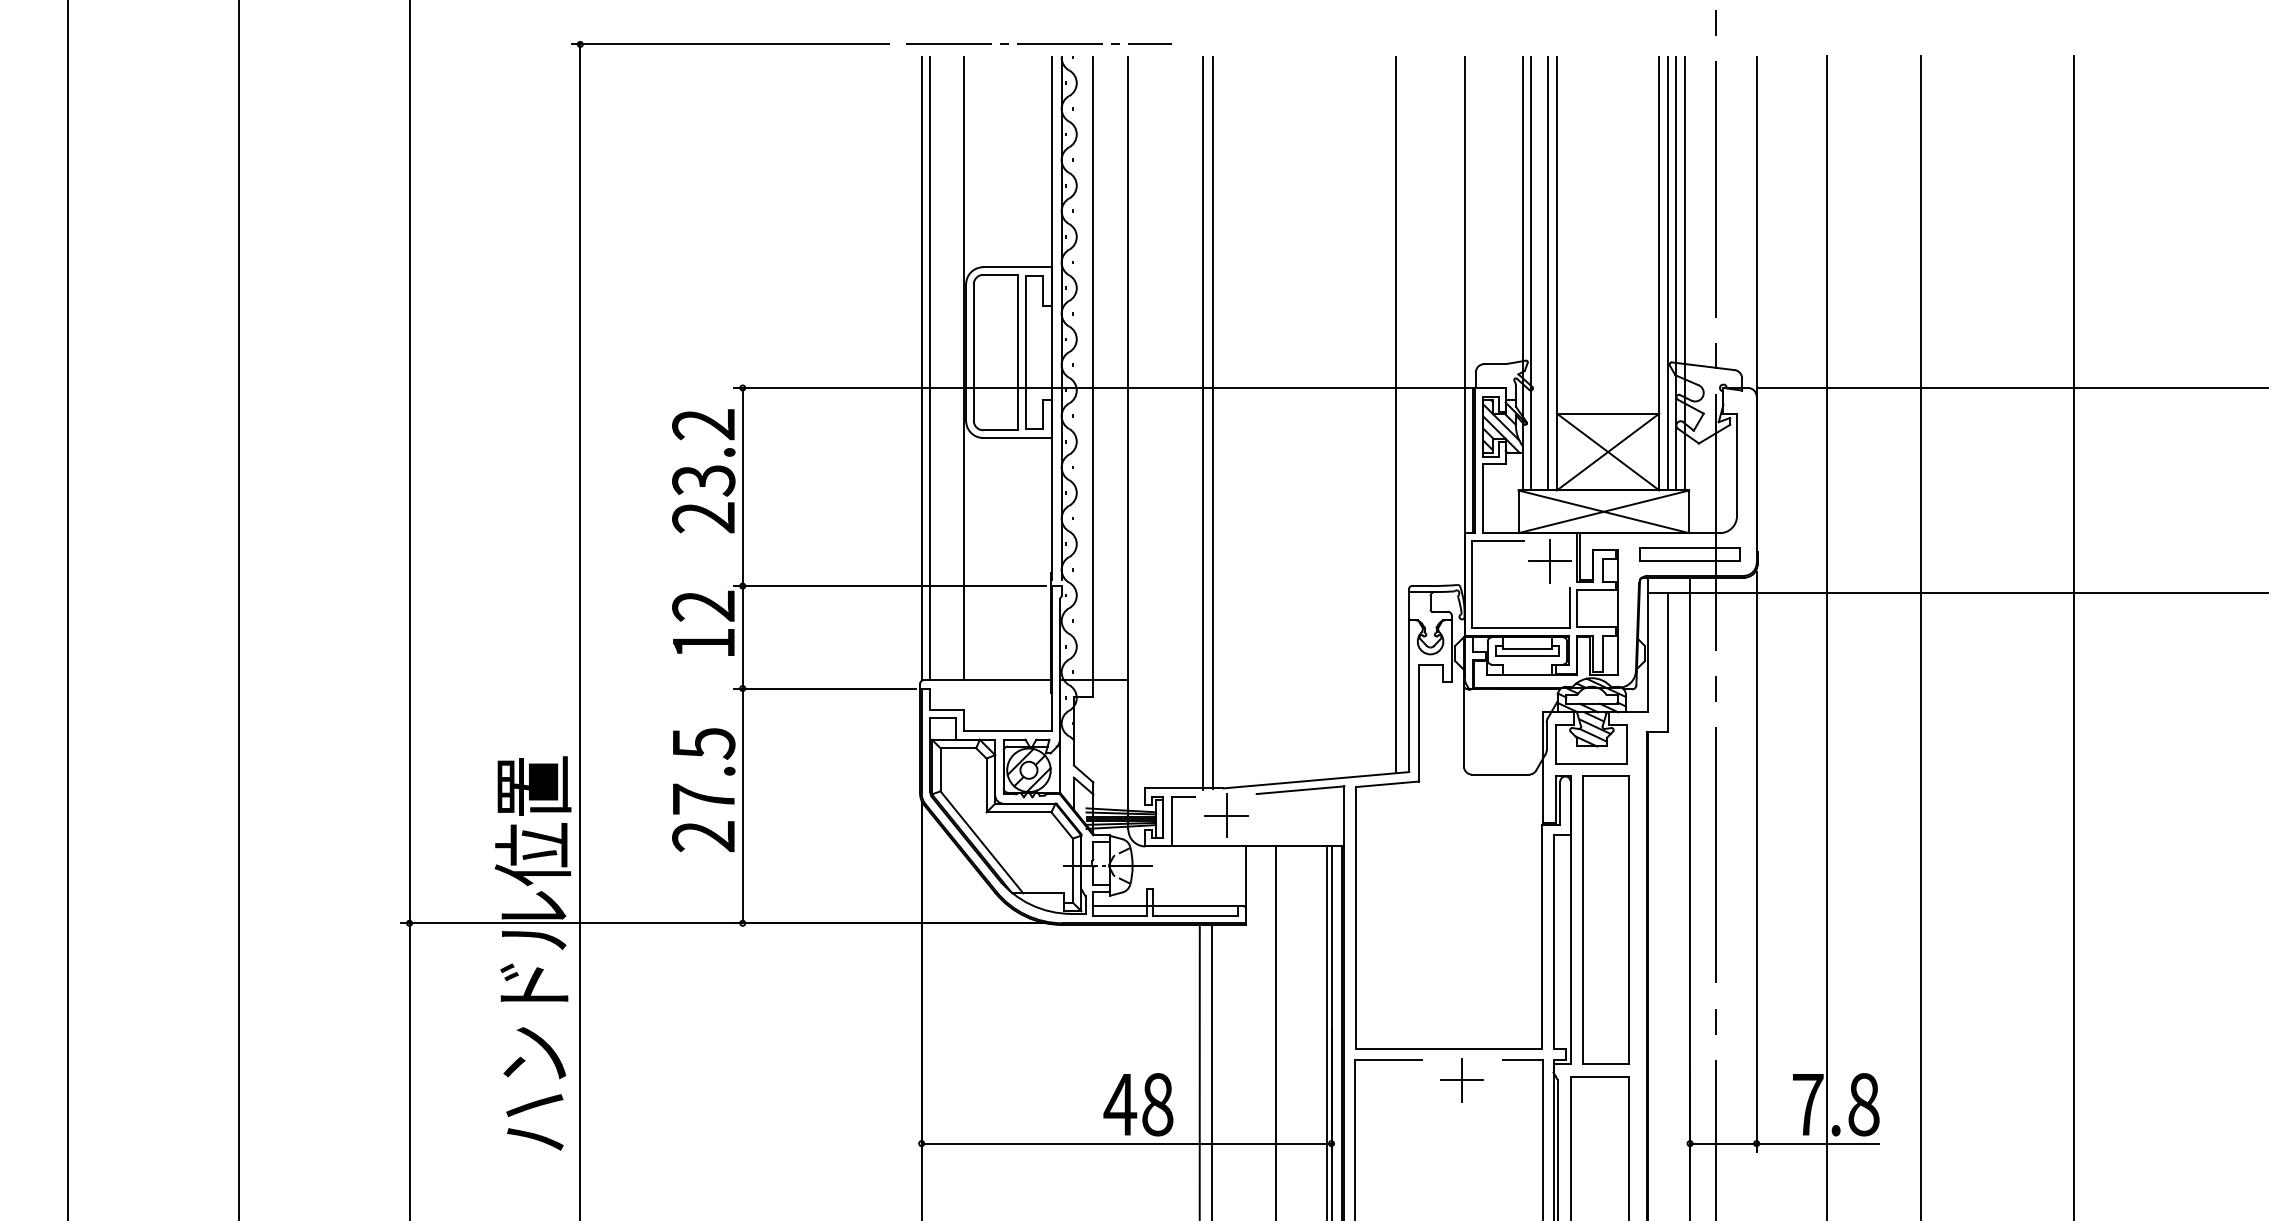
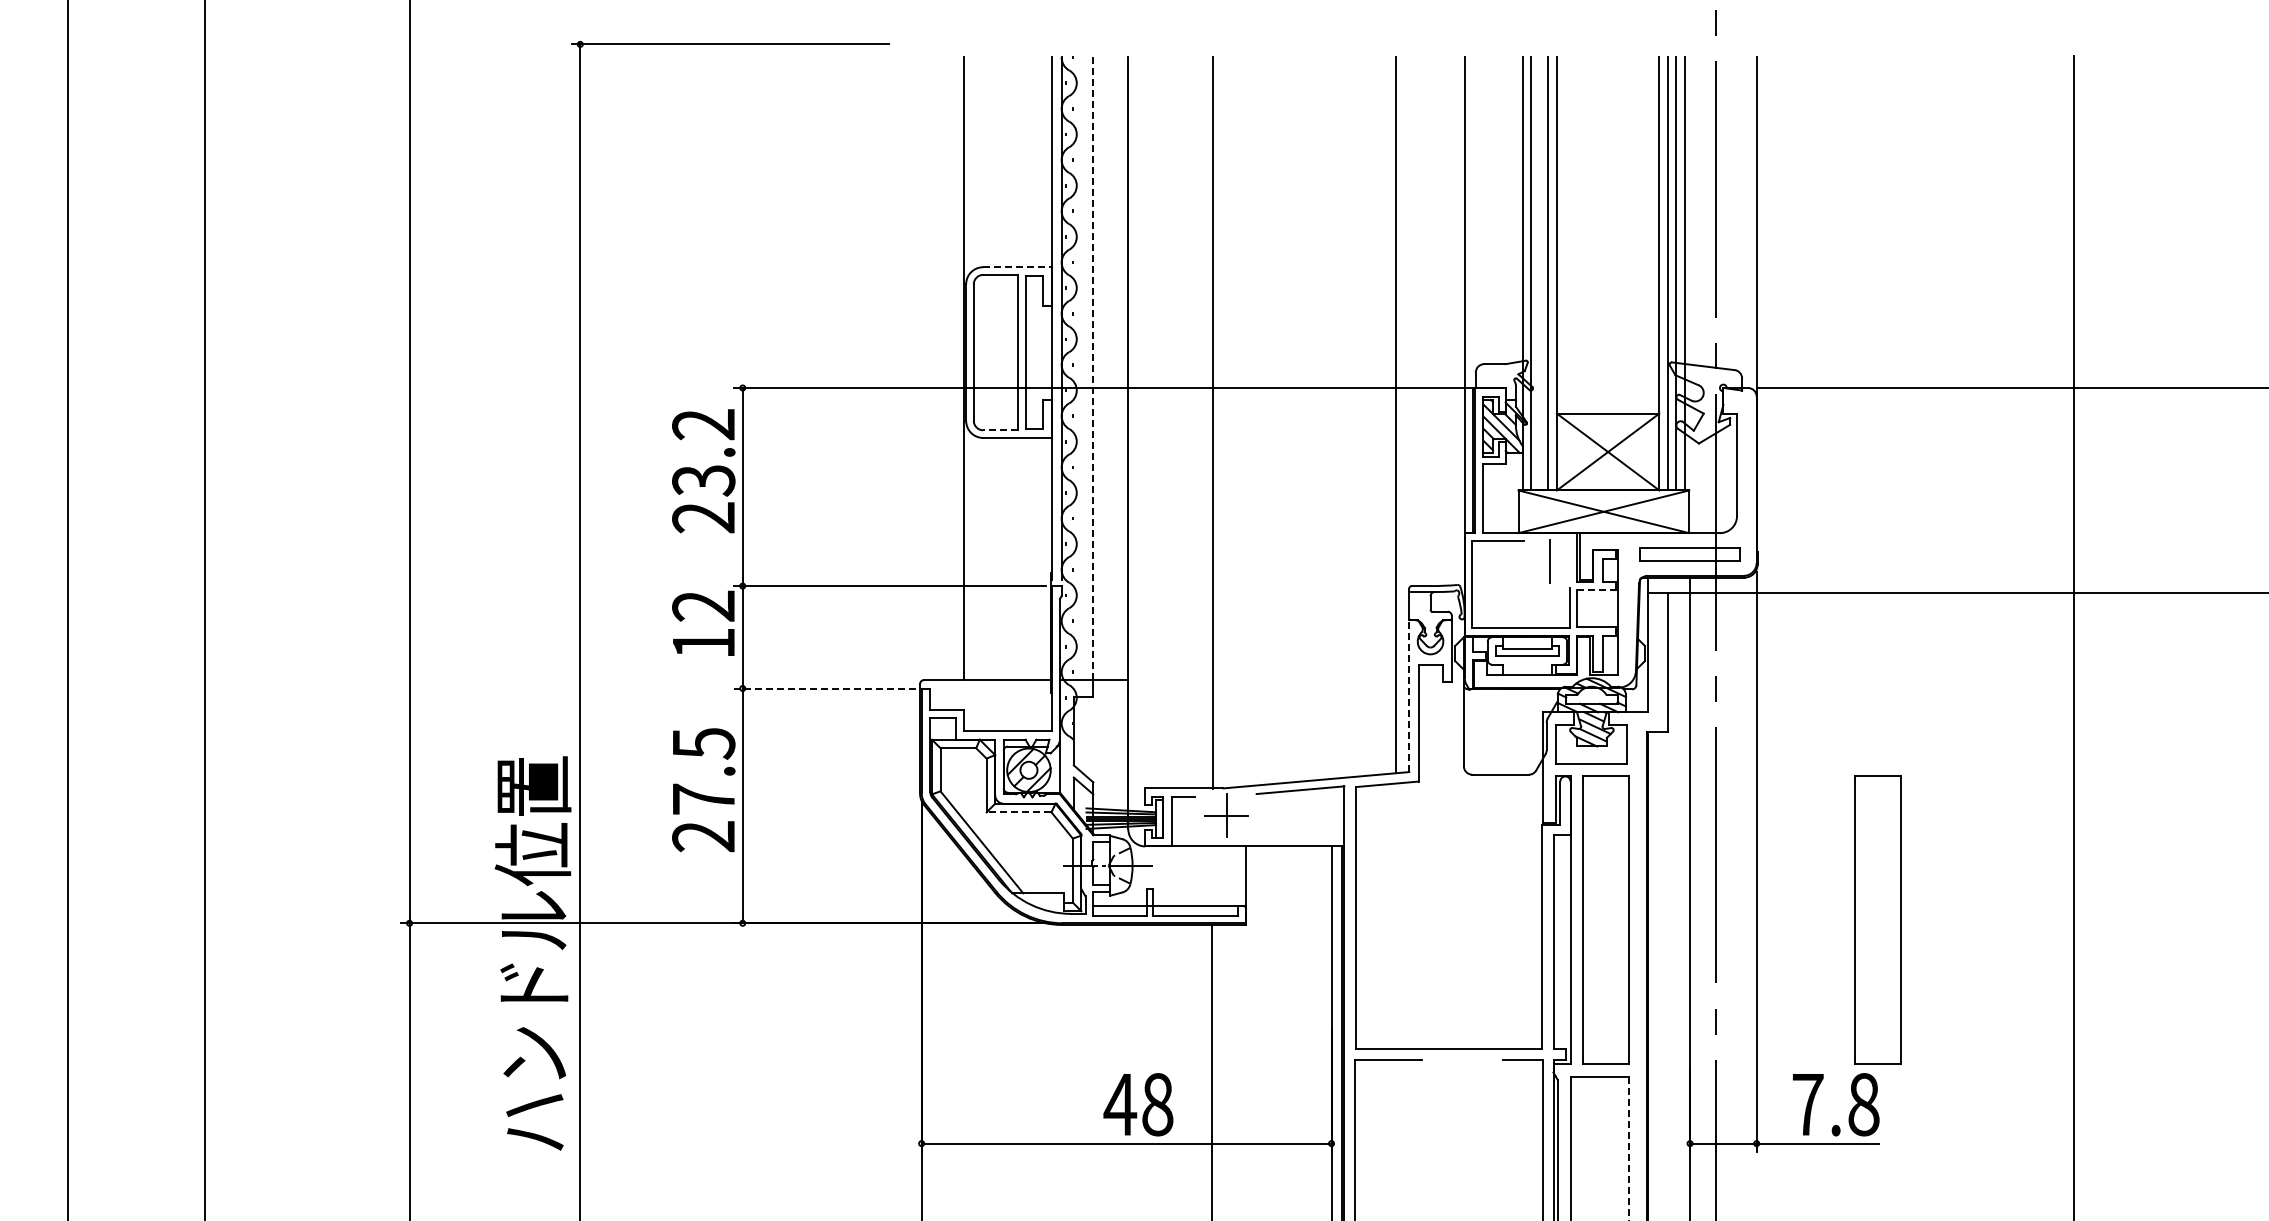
line: present -> none (1038, 43)
line: solid -> dashed (1017, 267)
line: present -> none (921, 368)
line: present -> none (930, 368)
line: solid -> dashed (1093, 368)
line: present -> none (1202, 423)
line: solid -> dashed (1000, 430)
line: present -> none (1549, 561)
line: solid -> dashed (1597, 590)
line position: (238, 609) -> (204, 609) (204, 609)
line: present -> none (1826, 636)
line: present -> none (1921, 636)
line: solid -> dashed (824, 688)
line: solid -> dashed (1409, 696)
line: solid -> dashed (1018, 812)
part: none -> present (1877, 919)
line: present -> none (1275, 1031)
line: present -> none (1327, 1031)
line: present -> none (1199, 1071)
part: present -> none (1461, 1080)
line: solid -> dashed (1629, 1148)
